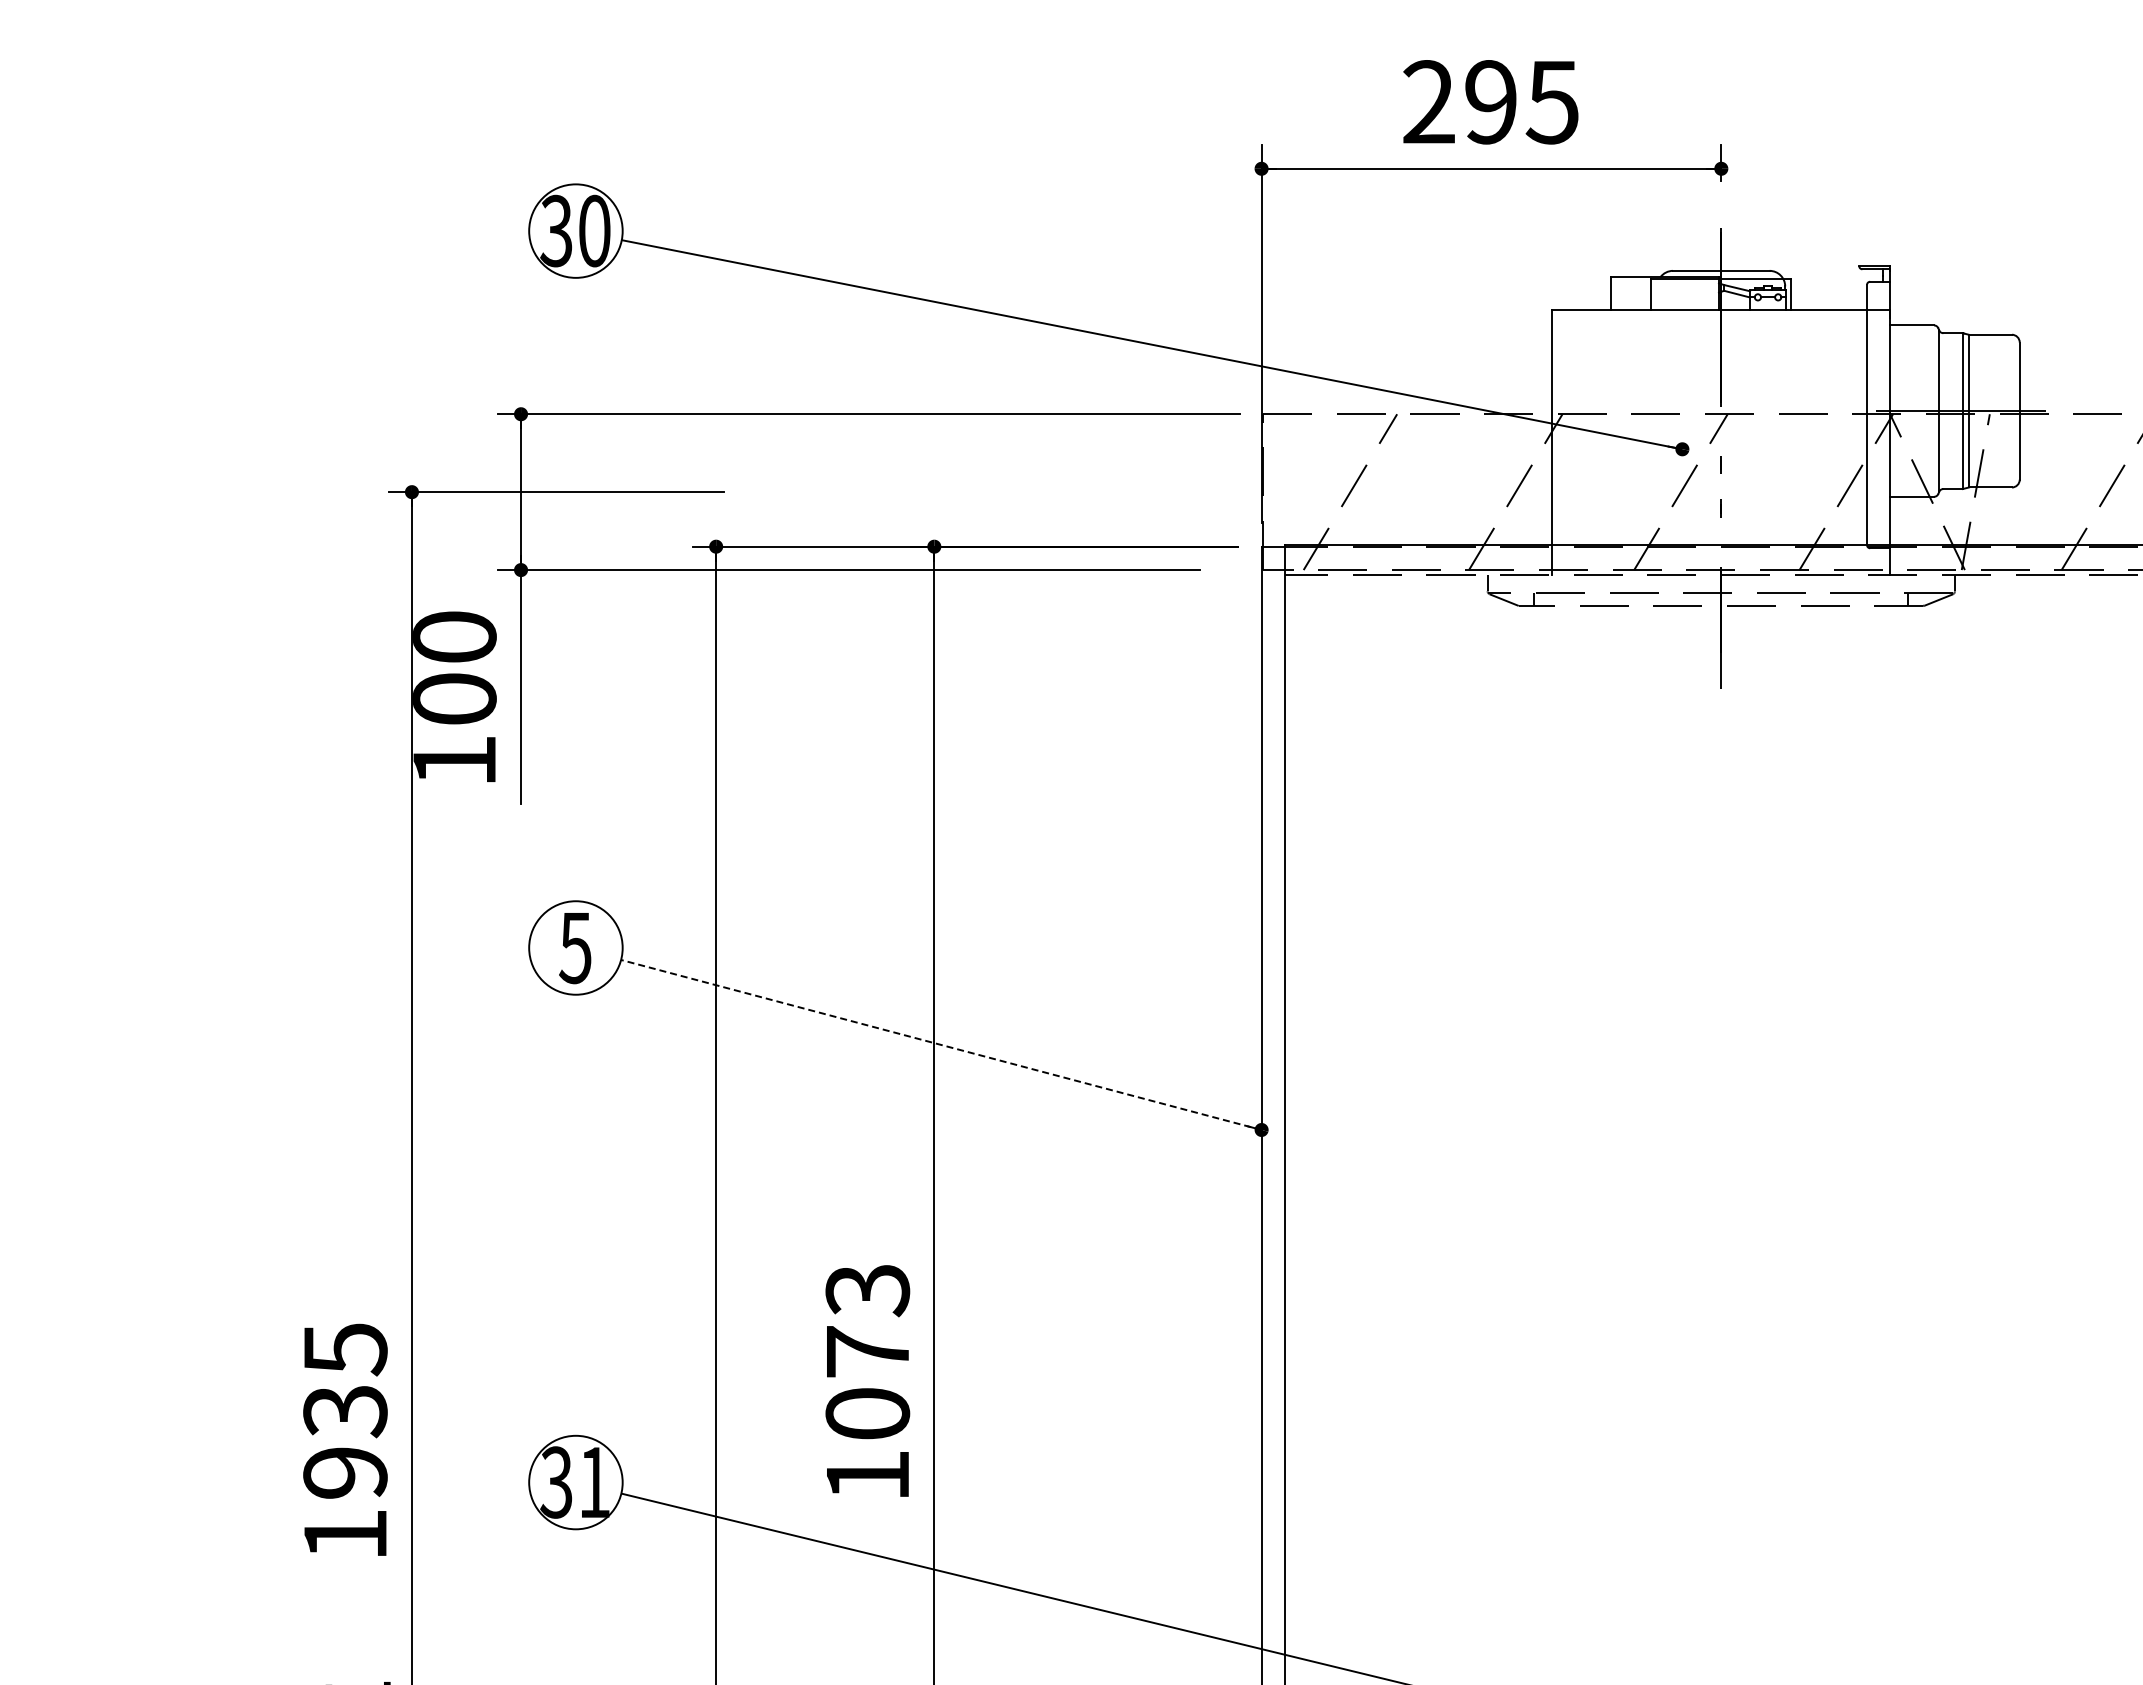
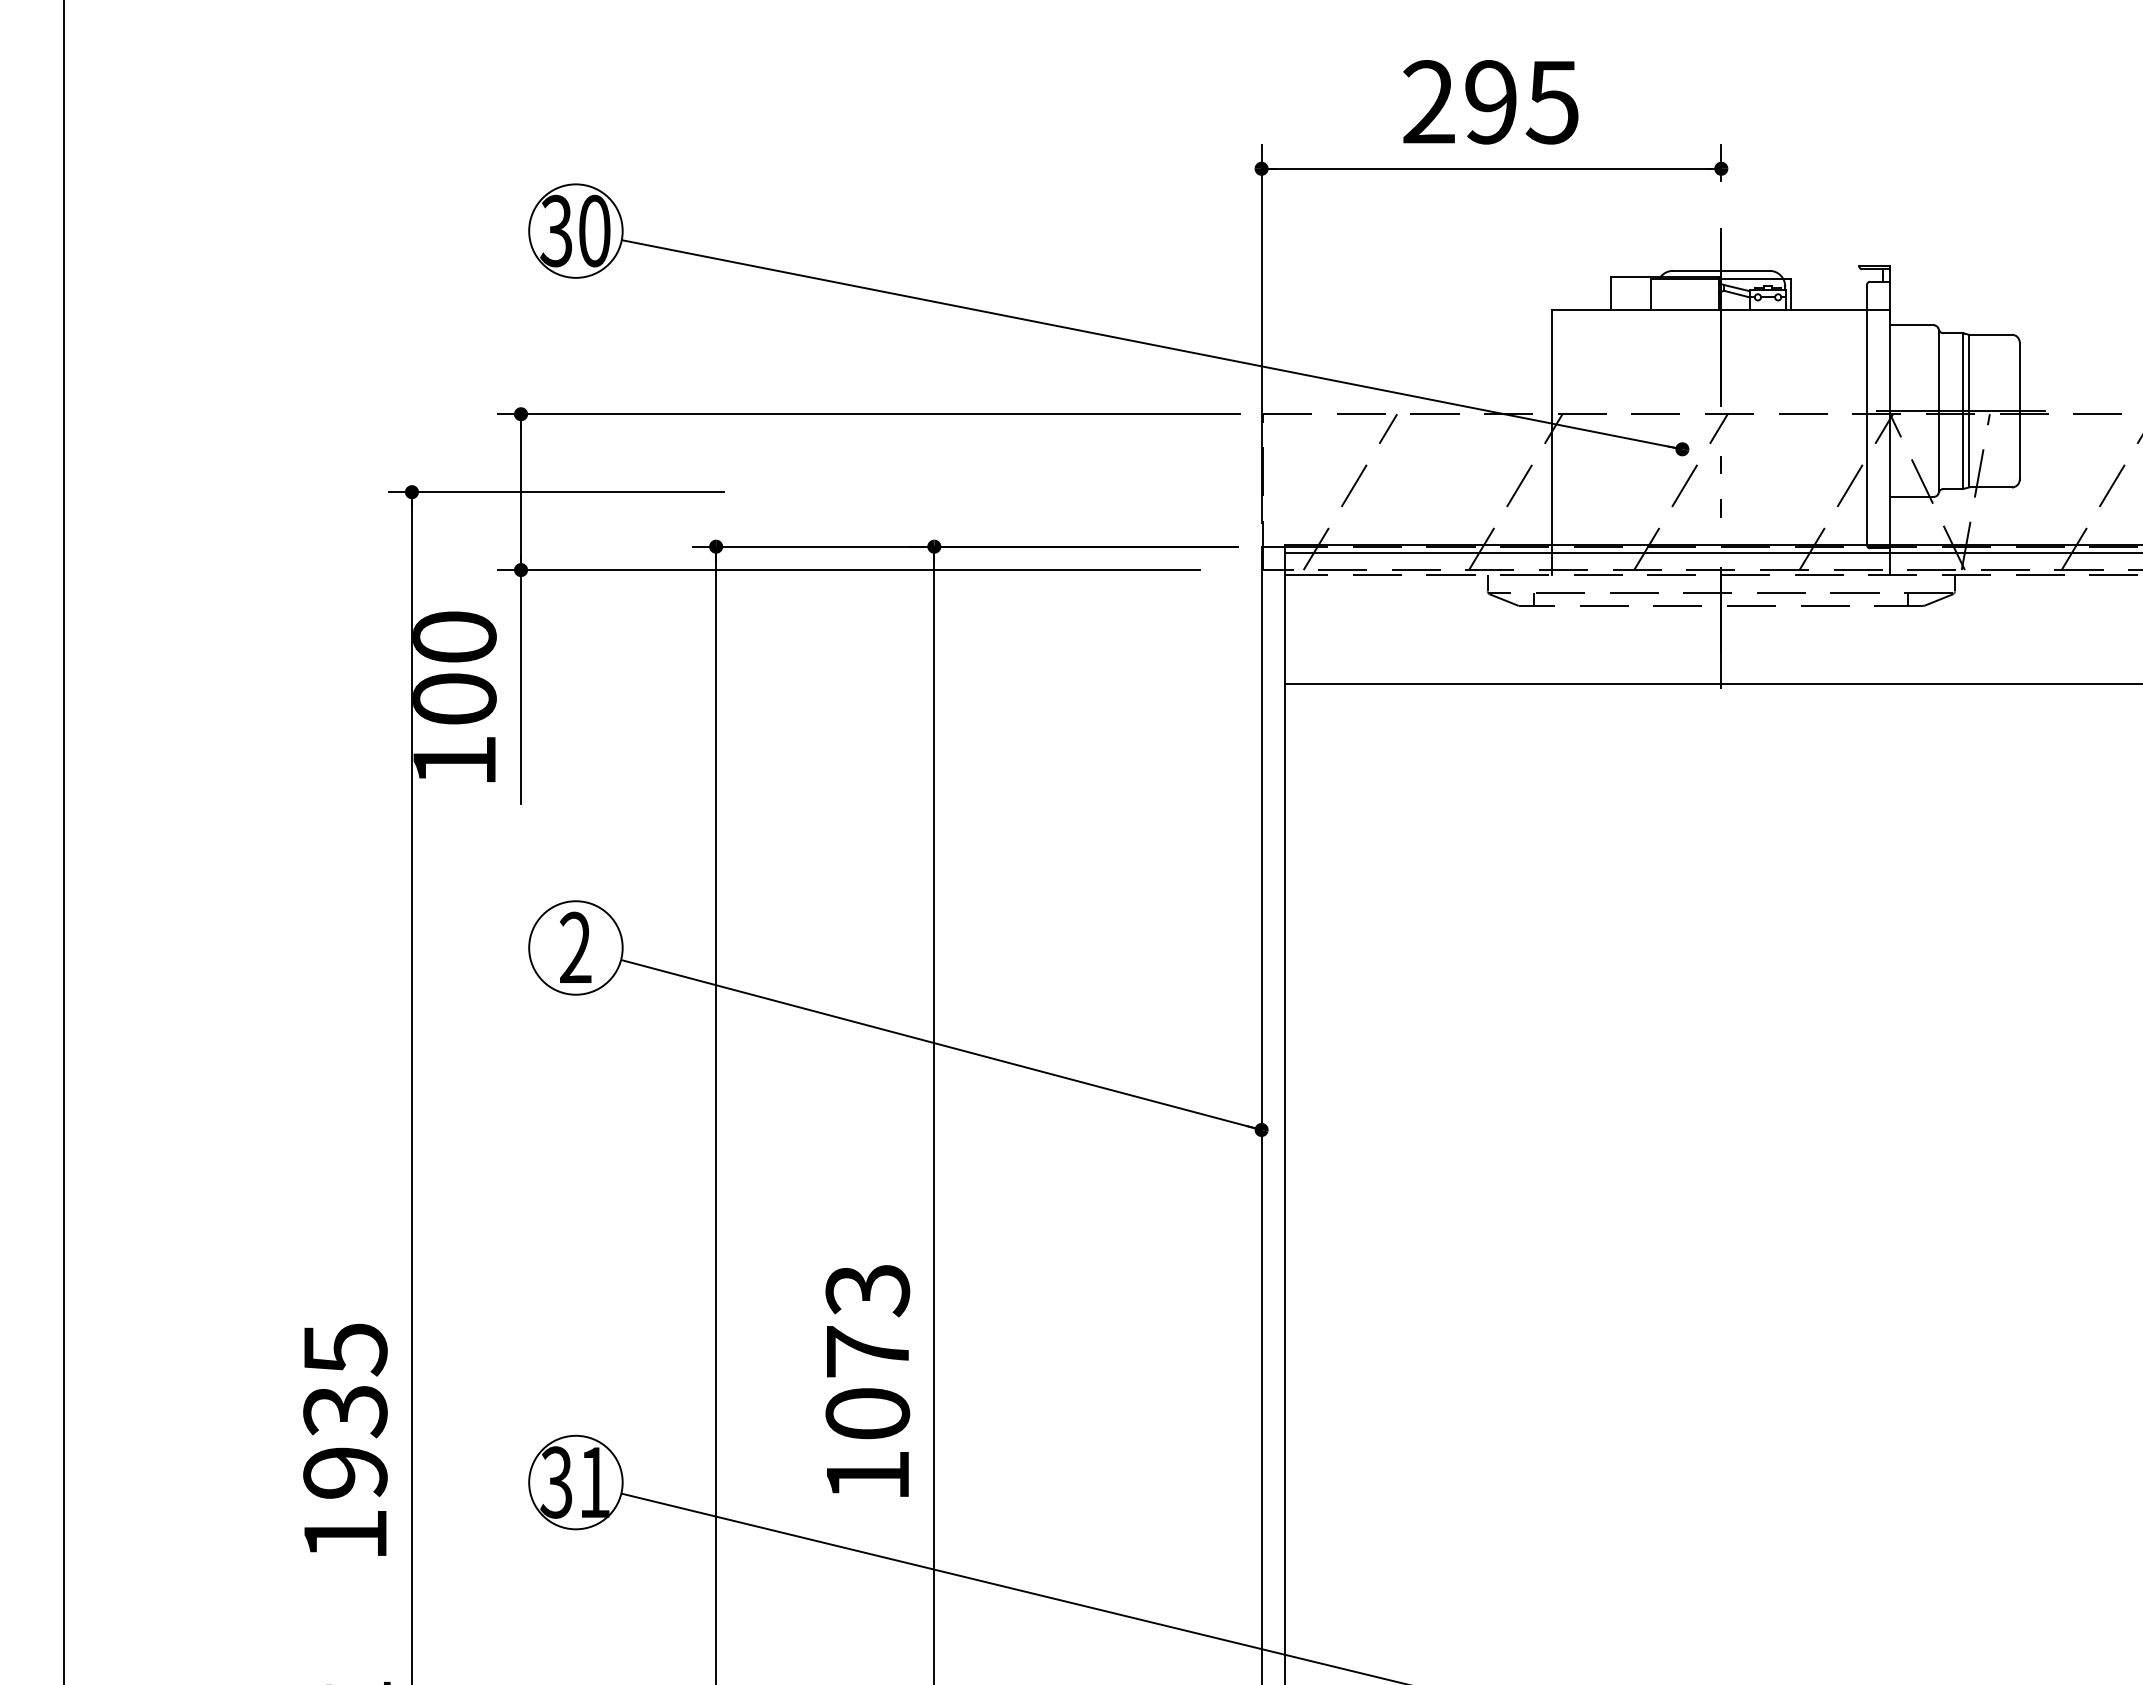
line: none -> present (1712, 552)
line: none -> present (1712, 683)
line: none -> present (64, 841)
text: 5 -> 2 (575, 947)
line: dashed -> solid (940, 1044)
